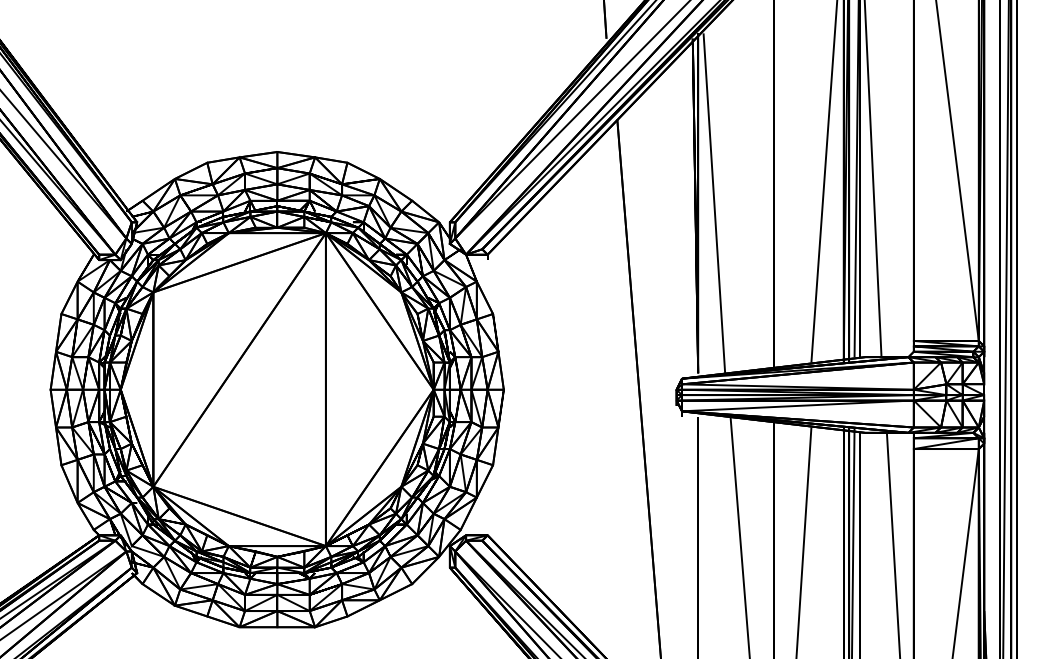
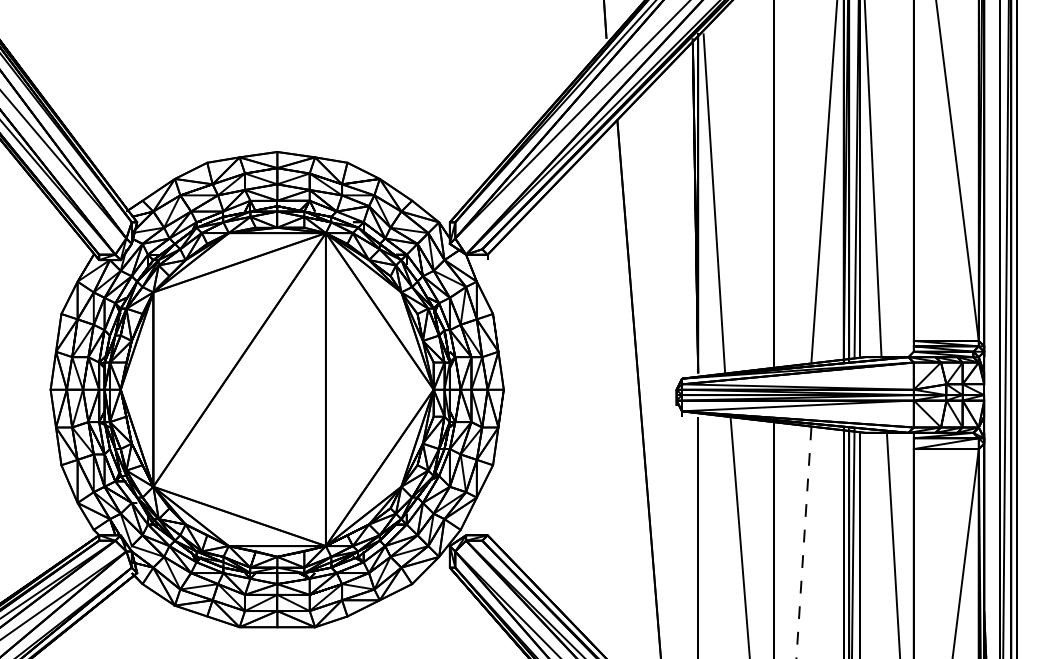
line: solid -> dashed (803, 543)
